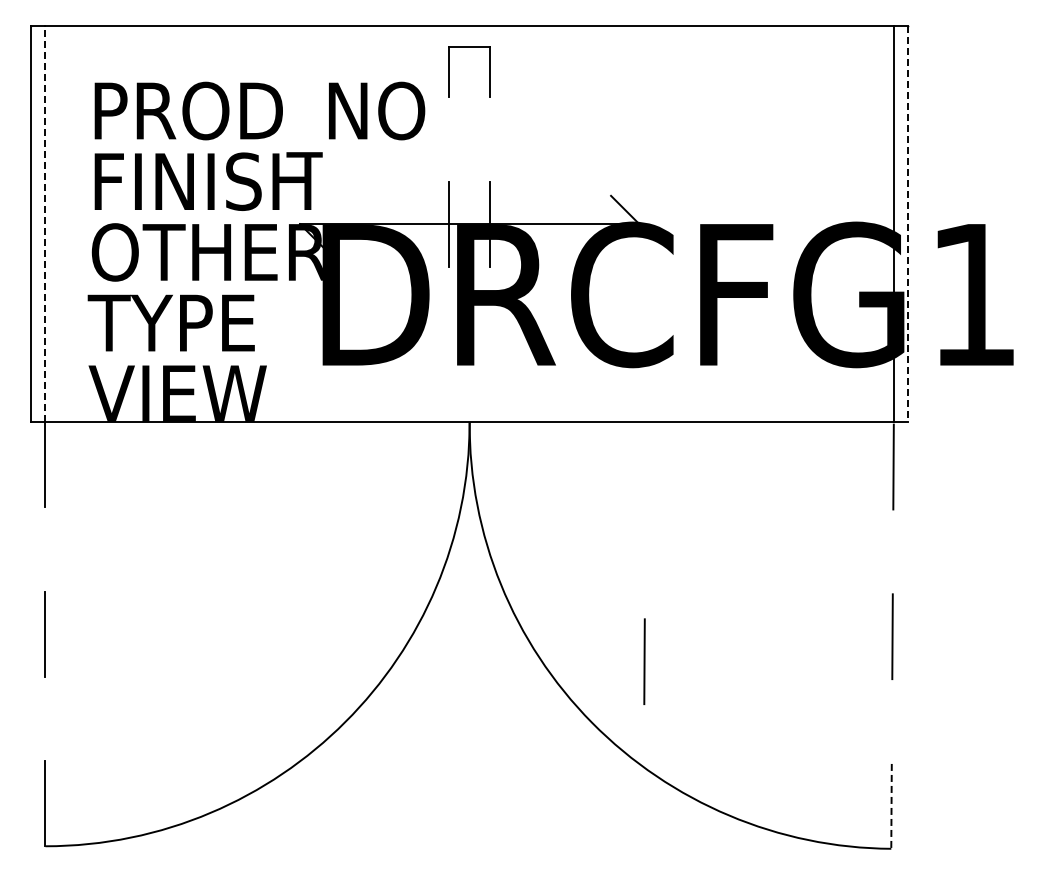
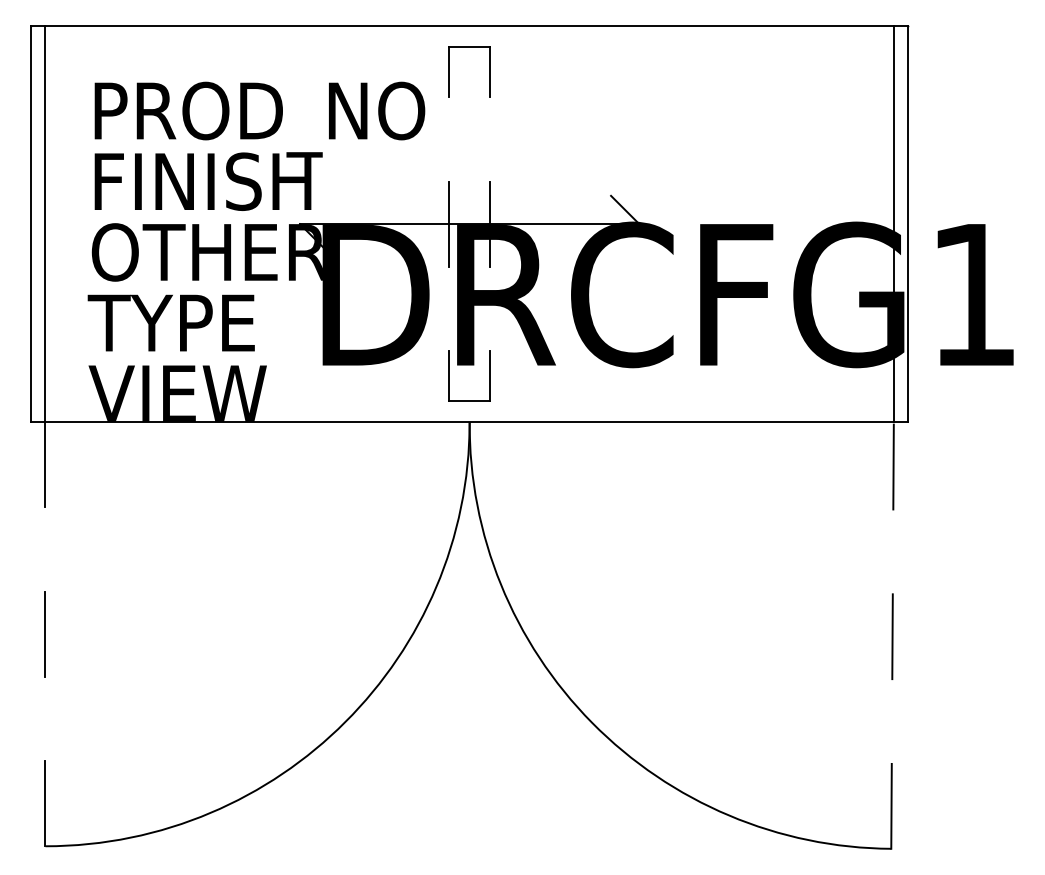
line: dashed -> solid (45, 224)
line: dashed -> solid (907, 224)
part: none -> present (449, 375)
line: present -> none (644, 661)
line: dashed -> solid (891, 806)
